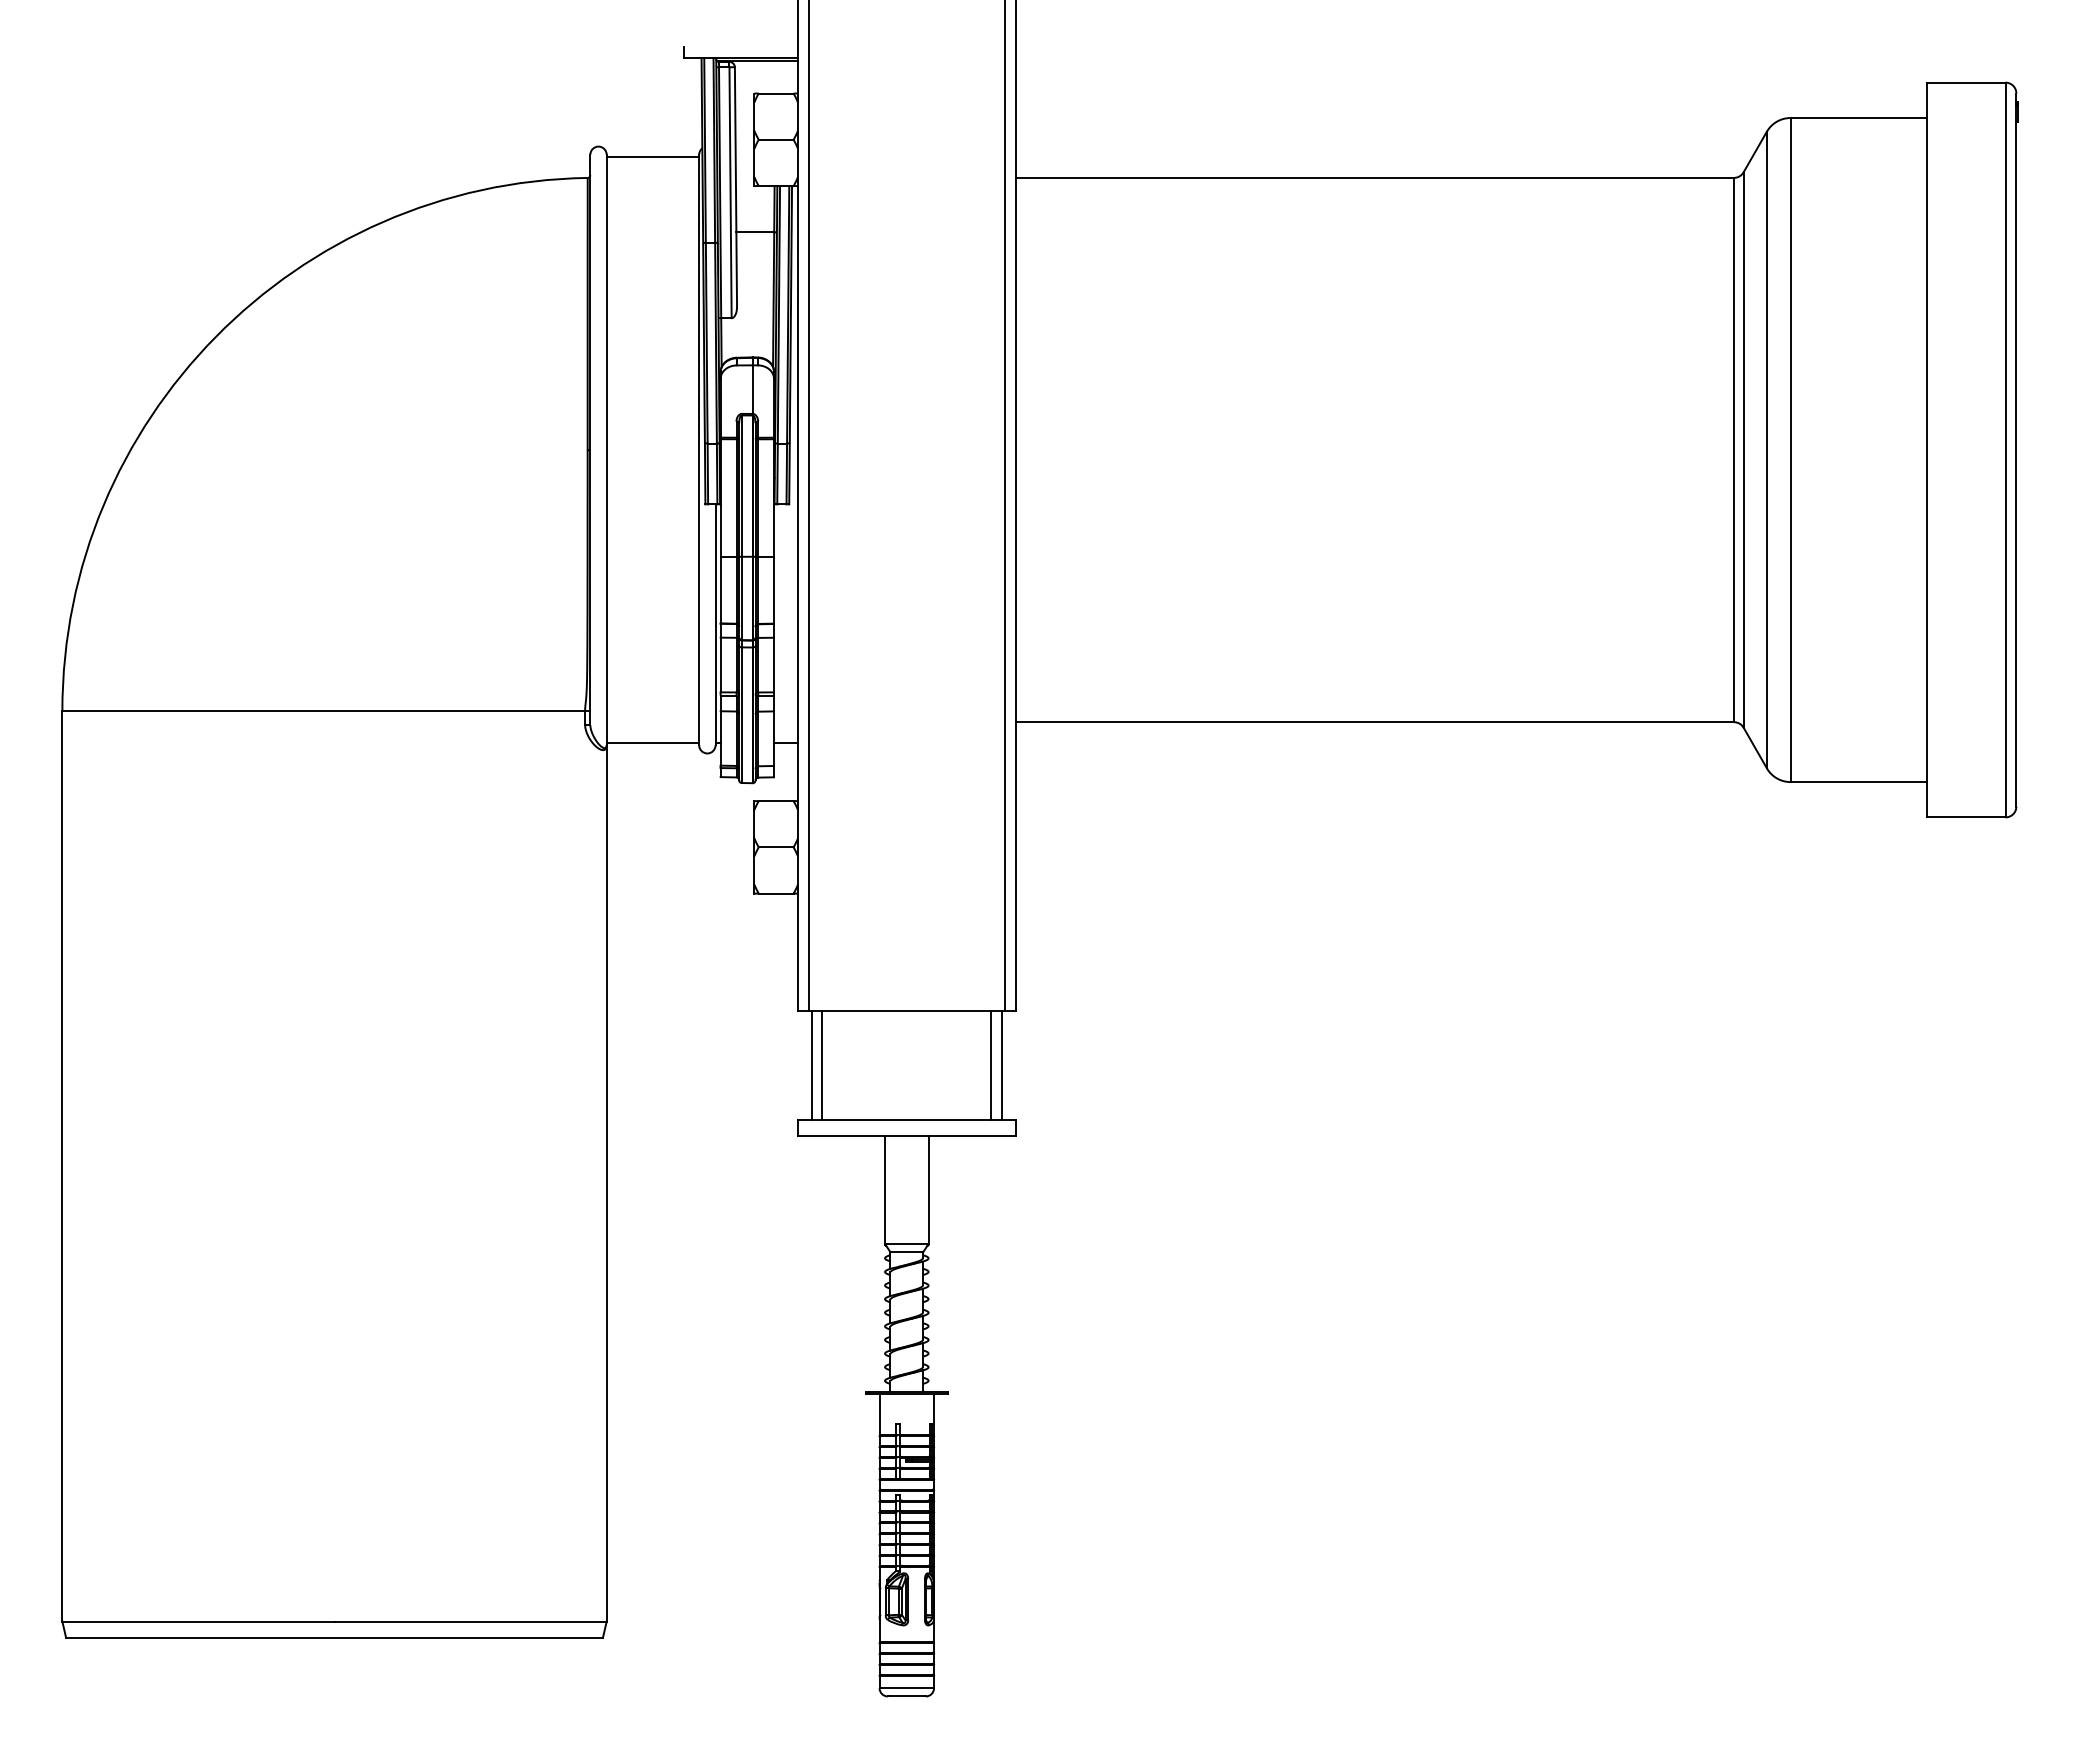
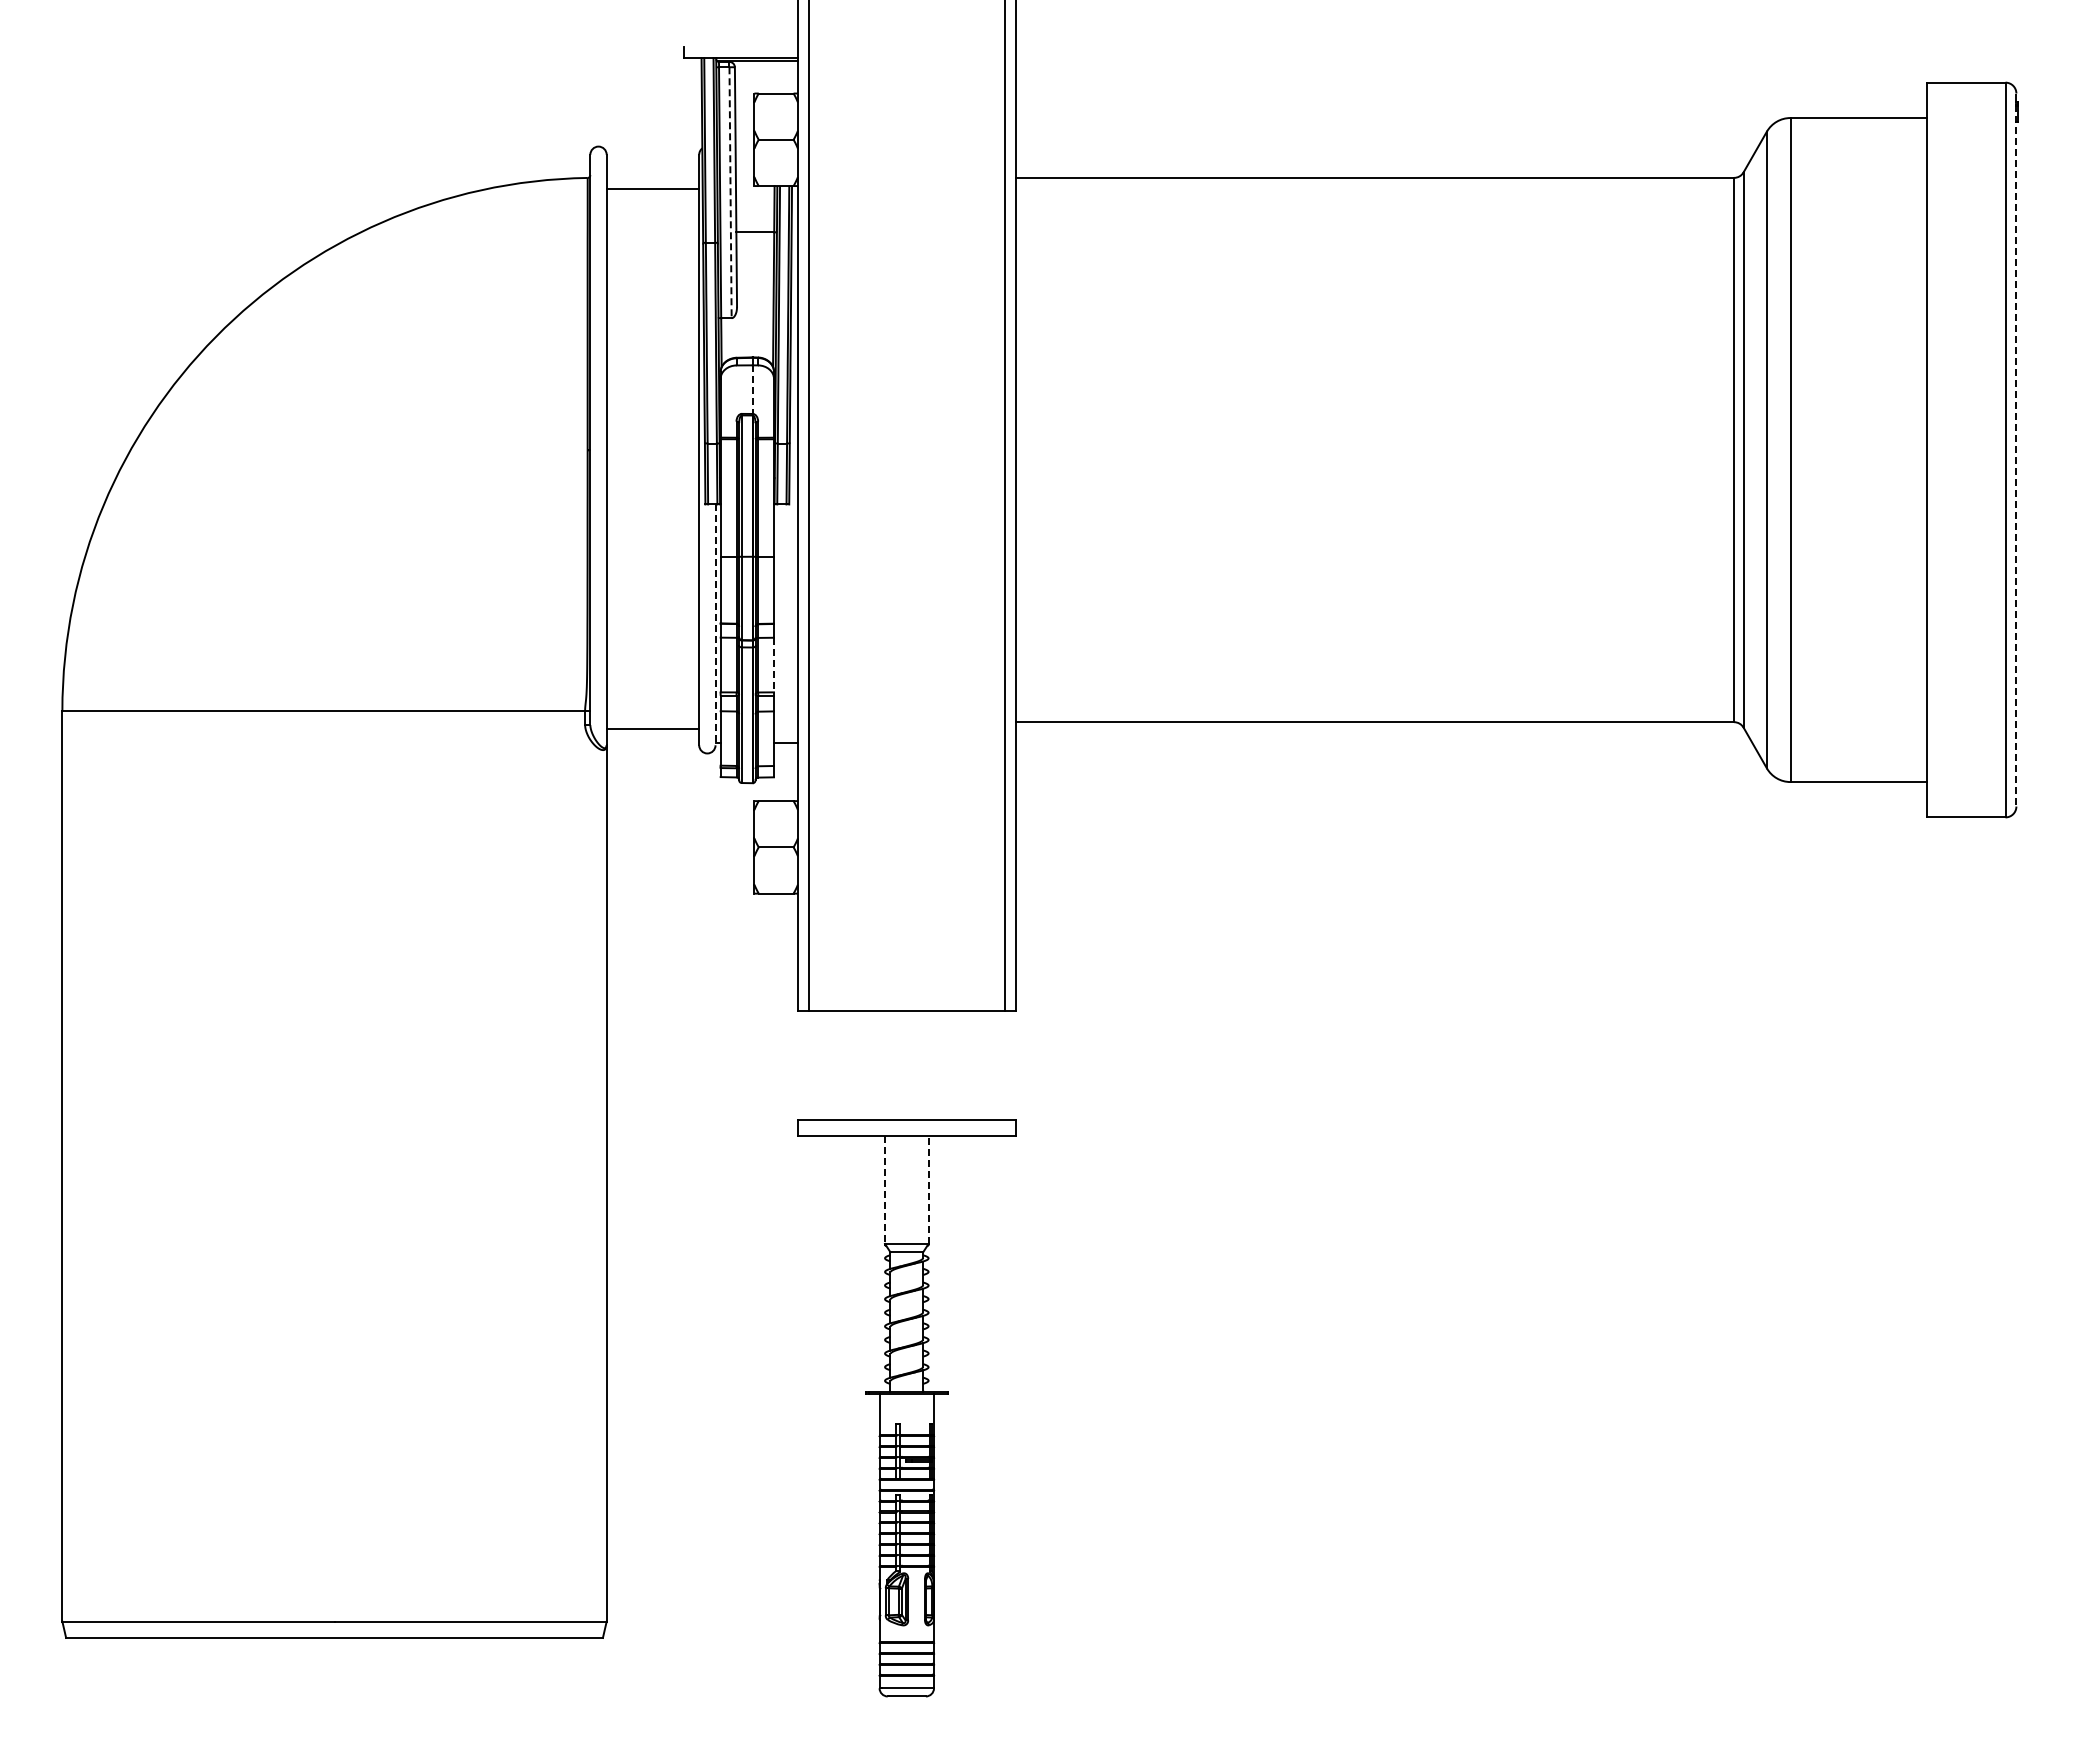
line position: (652, 157) -> (652, 189) (652, 189)
line: solid -> dashed (730, 193)
line: solid -> dashed (752, 390)
line: solid -> dashed (2016, 450)
line: solid -> dashed (715, 625)
line: solid -> dashed (774, 665)
line position: (652, 742) -> (652, 728) (652, 728)
line: present -> none (811, 1064)
line: present -> none (822, 1064)
line: present -> none (991, 1064)
line: present -> none (1002, 1064)
line: solid -> dashed (928, 1189)
line: solid -> dashed (885, 1190)
